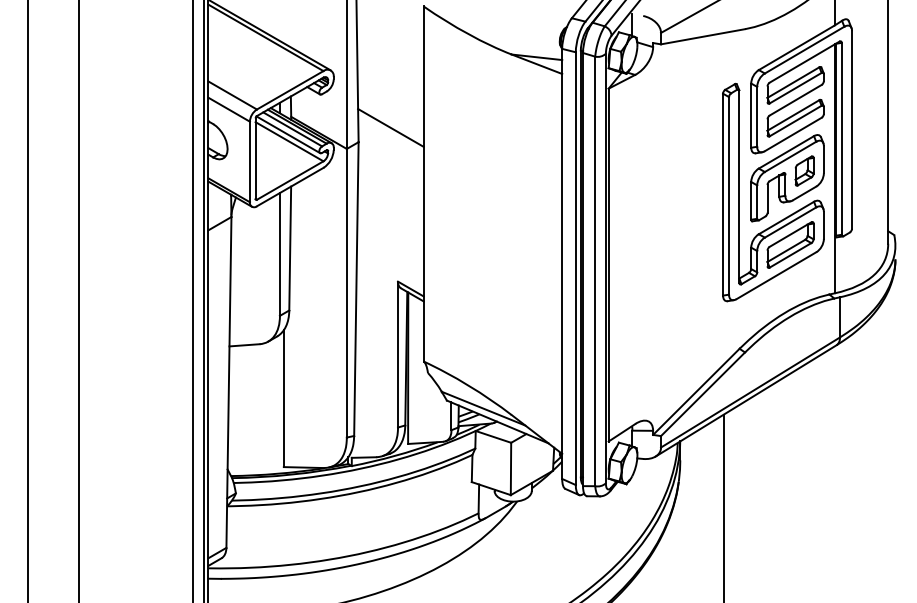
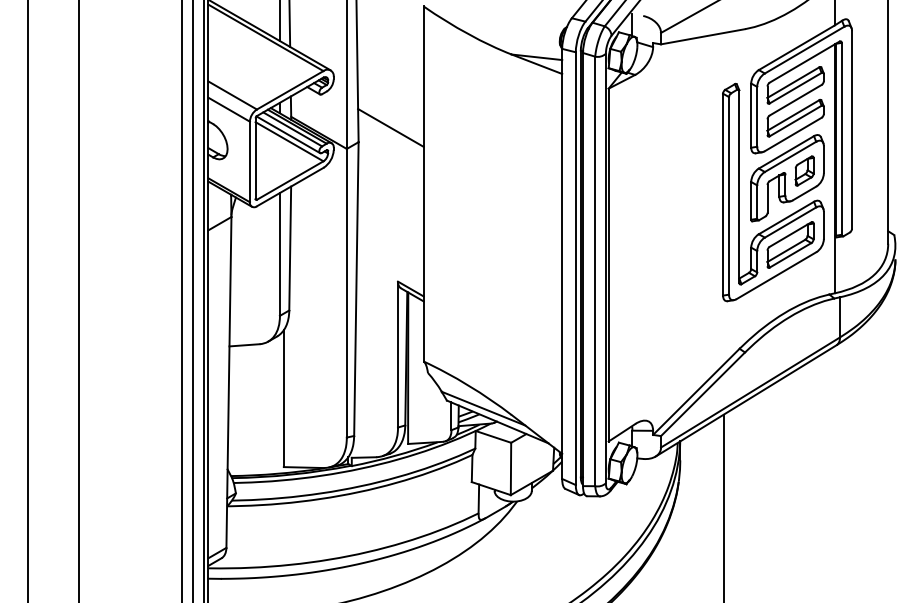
line: none -> present (279, 21)
line: none -> present (289, 24)
line: none -> present (182, 301)
